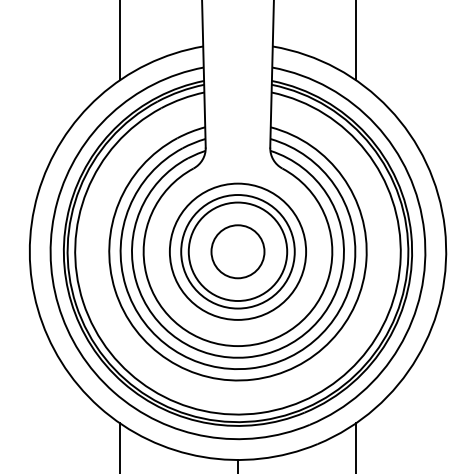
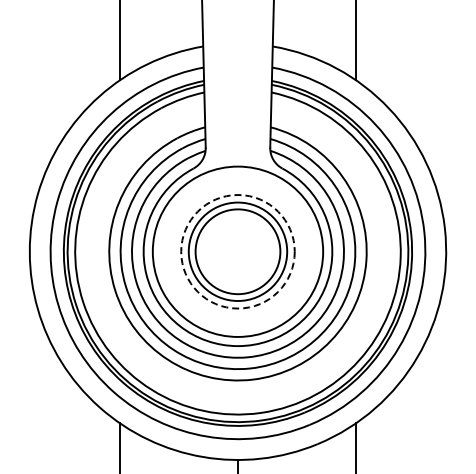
circle diameter: 136 px -> 170 px (237, 251)
circle diameter: 53 px -> 85 px (237, 251)
circle: solid -> dashed (237, 251)
